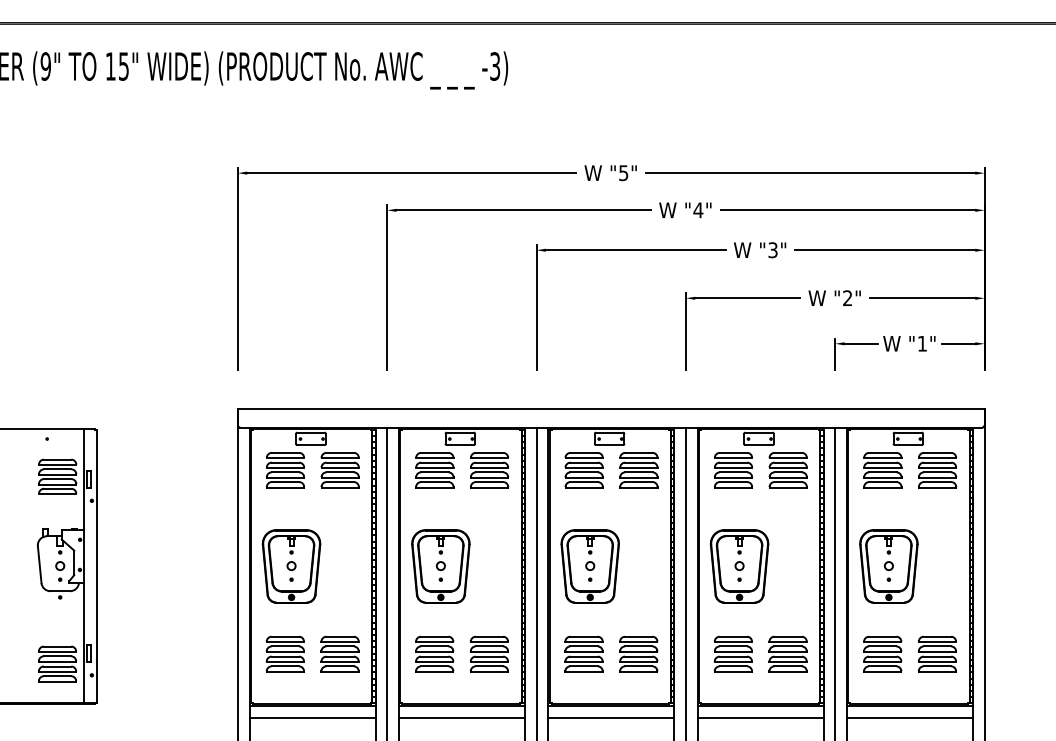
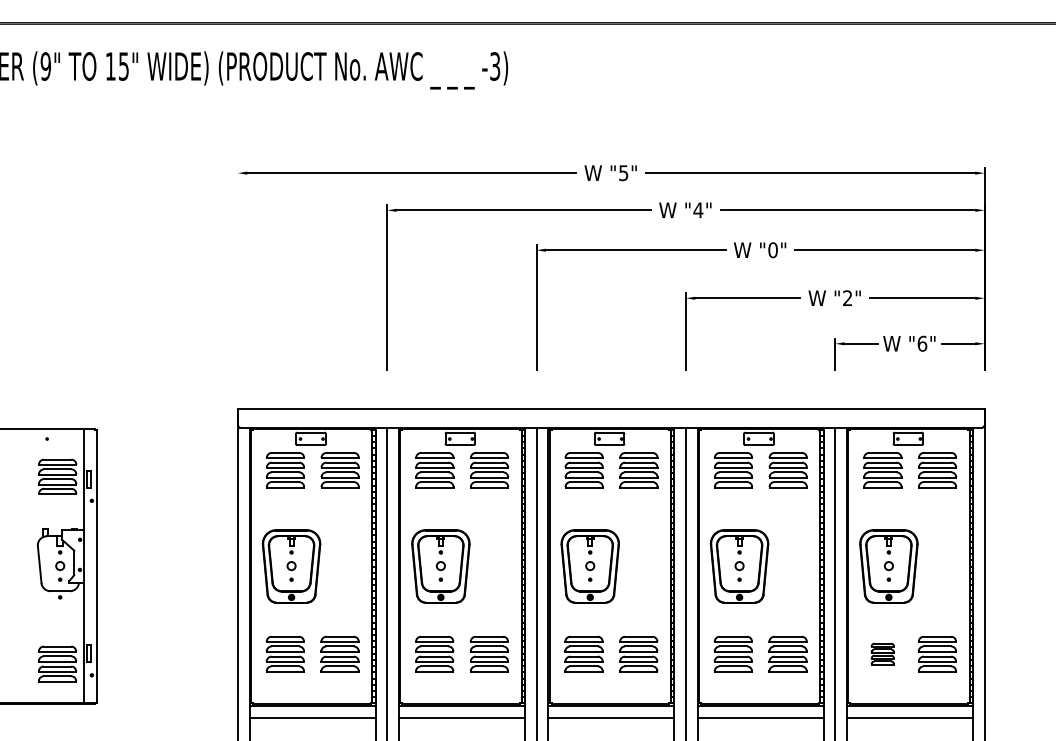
text: "3" -> "0" (772, 250)
line: present -> none (237, 268)
text: "1" -> "6" (922, 343)
part size: 40x38 px -> 25x24 px (882, 653)
